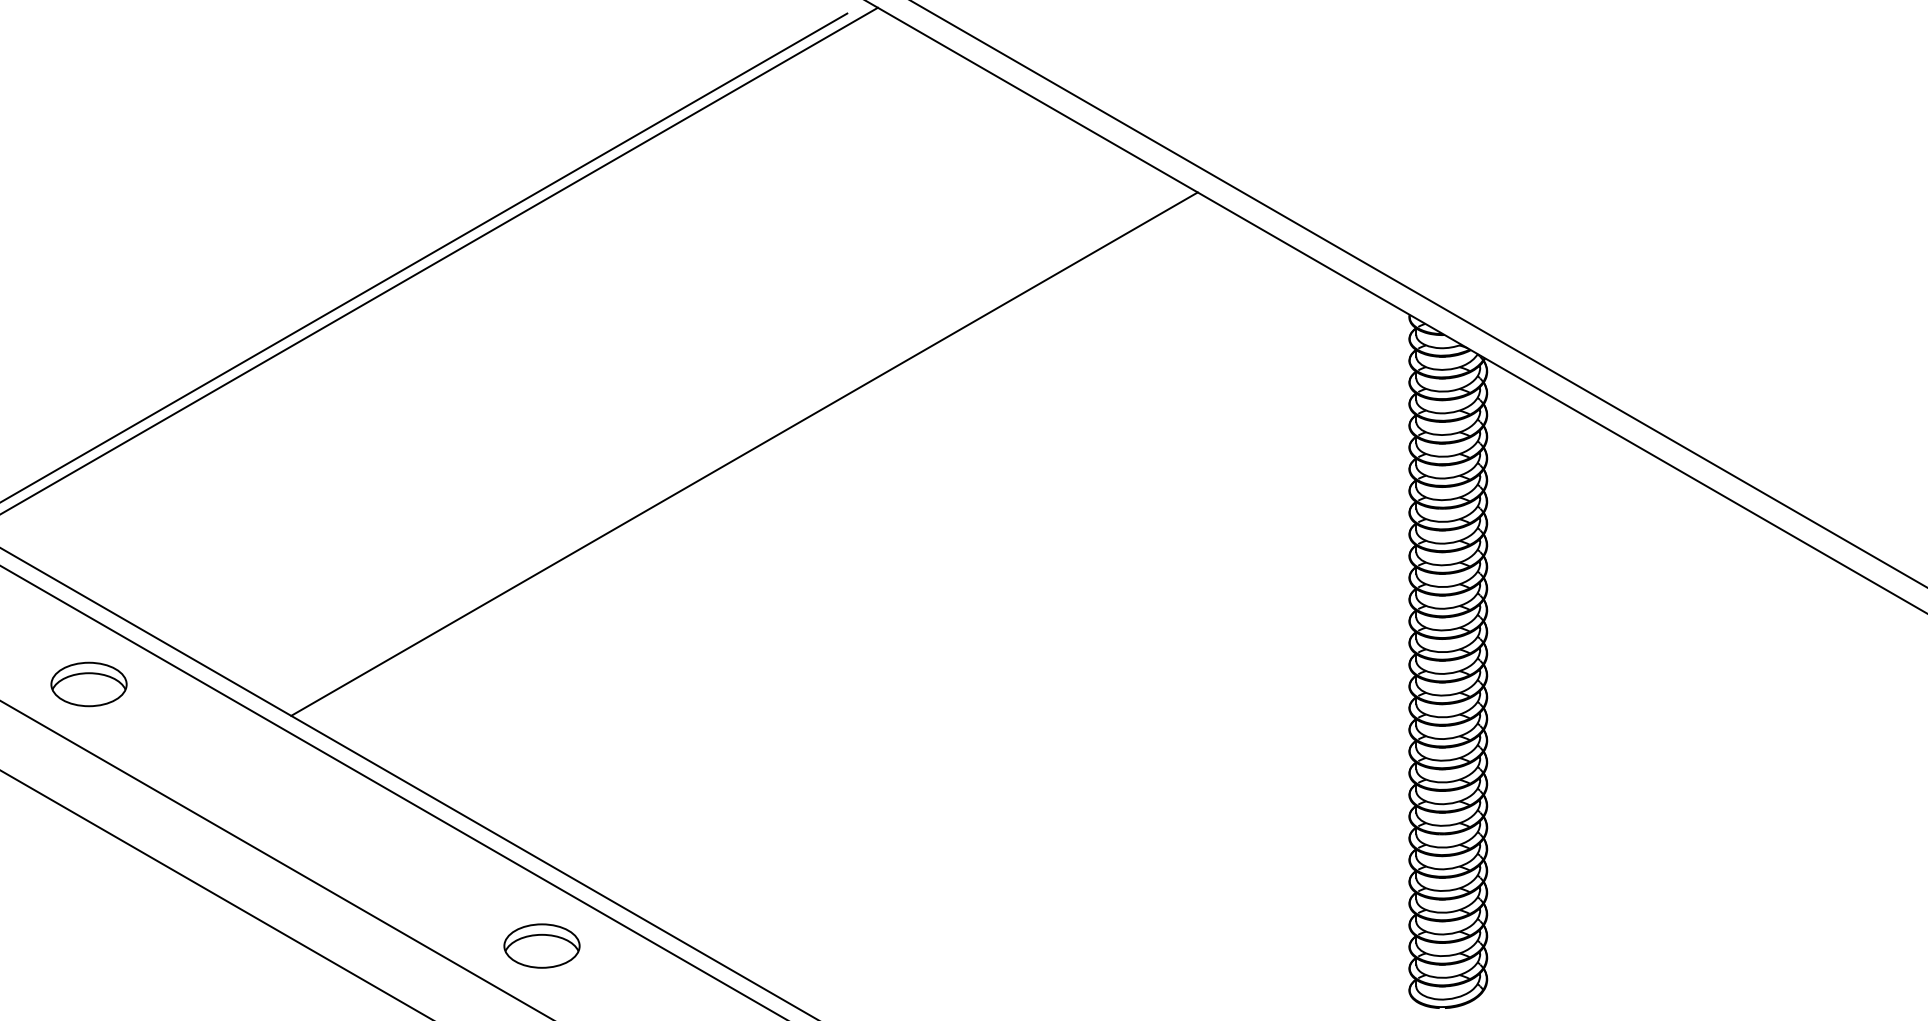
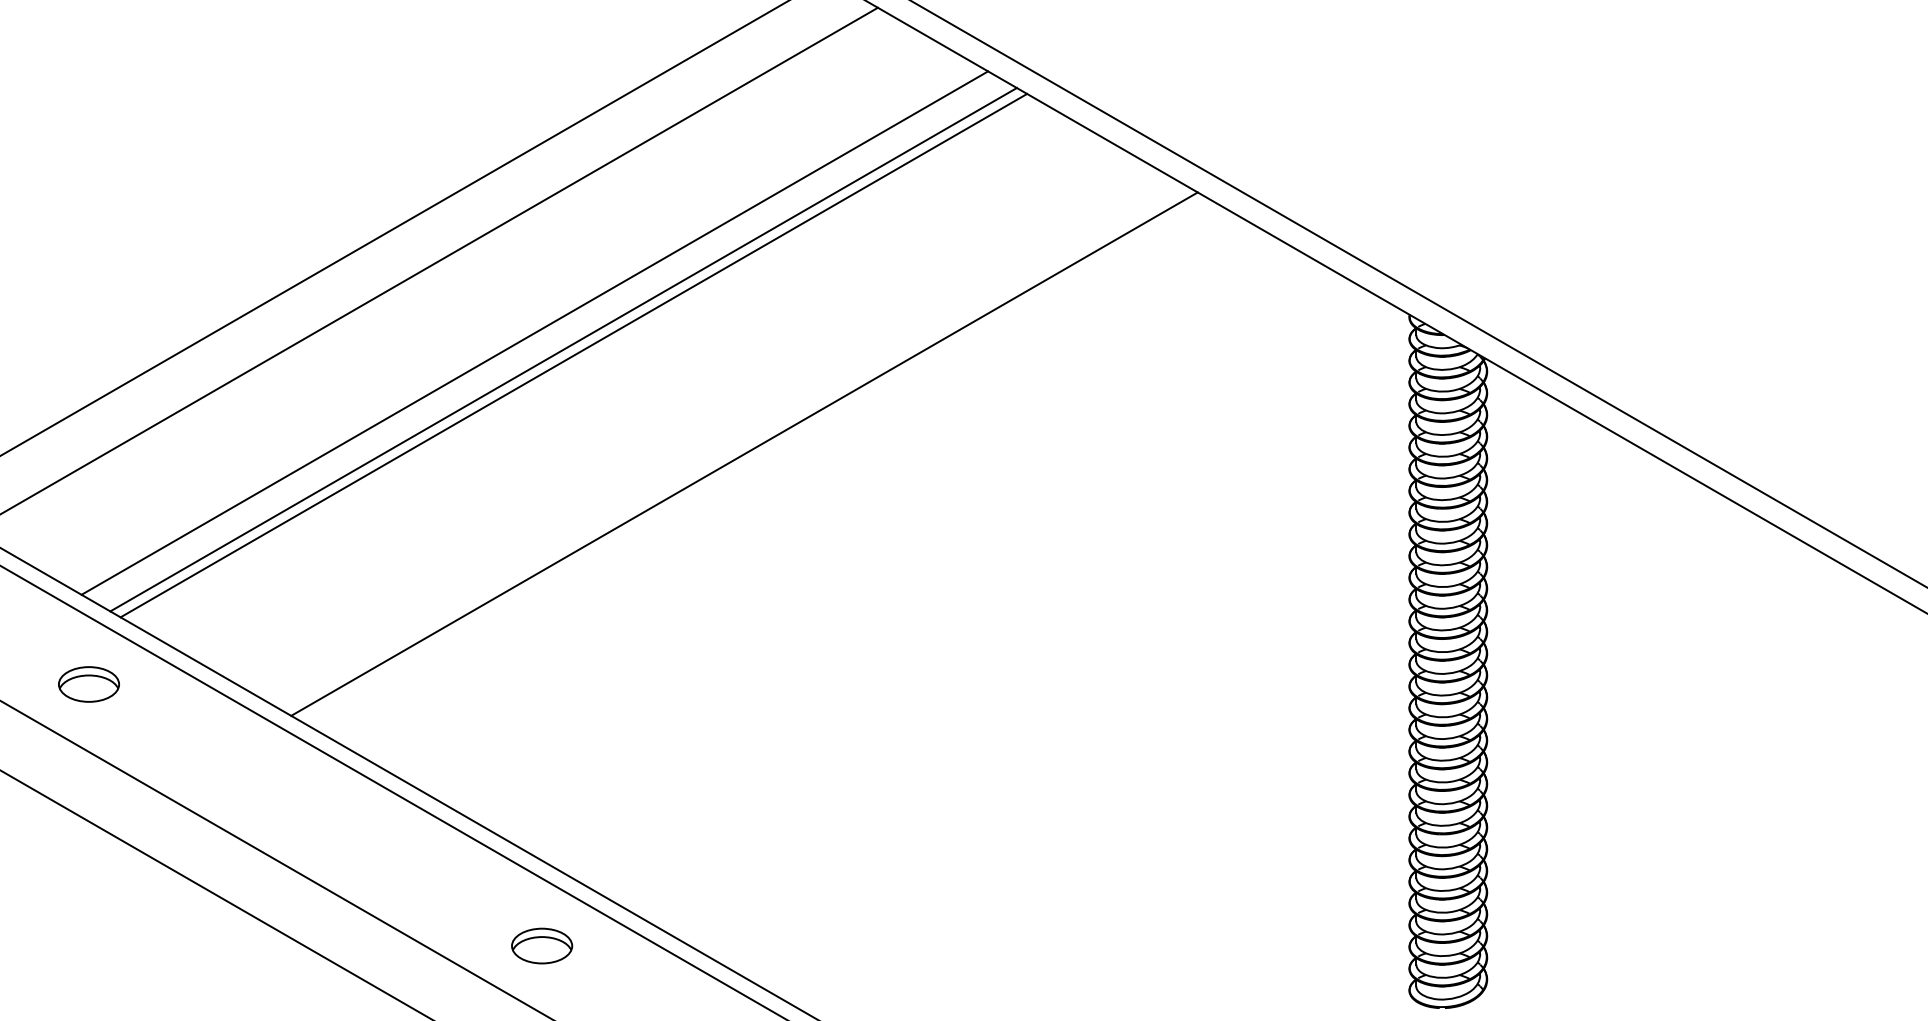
line position: (424, 257) -> (394, 228) (394, 228)
line: none -> present (534, 332)
line: none -> present (563, 349)
line: none -> present (573, 355)
part size: 78x47 px -> 62x37 px (88, 684)
part size: 78x46 px -> 63x38 px (542, 945)
